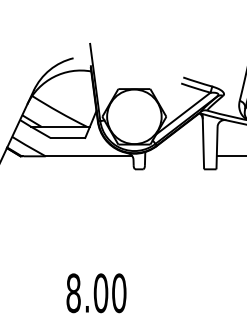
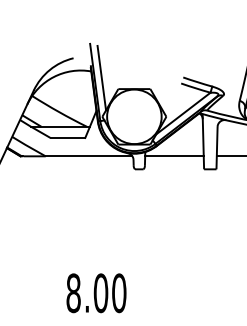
line: none -> present (101, 77)
line: none -> present (174, 156)
